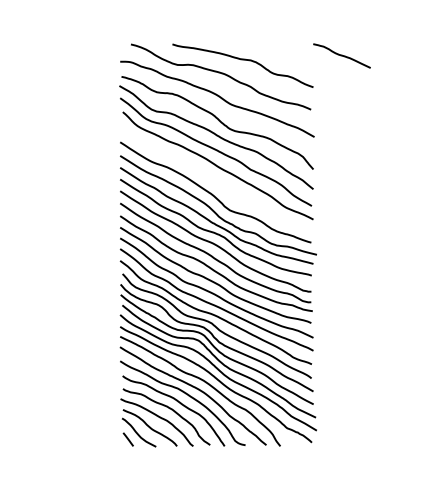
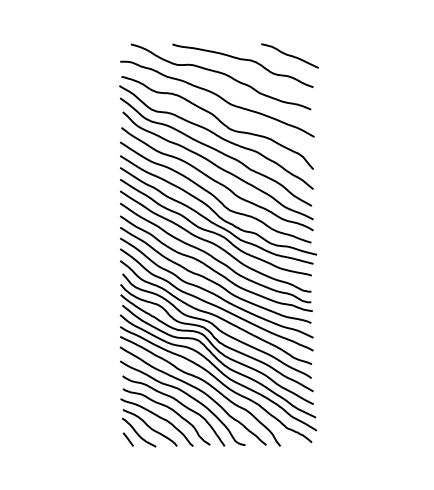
curve position: (341, 55) -> (289, 55) (289, 55)
curve: none -> present (216, 180)
